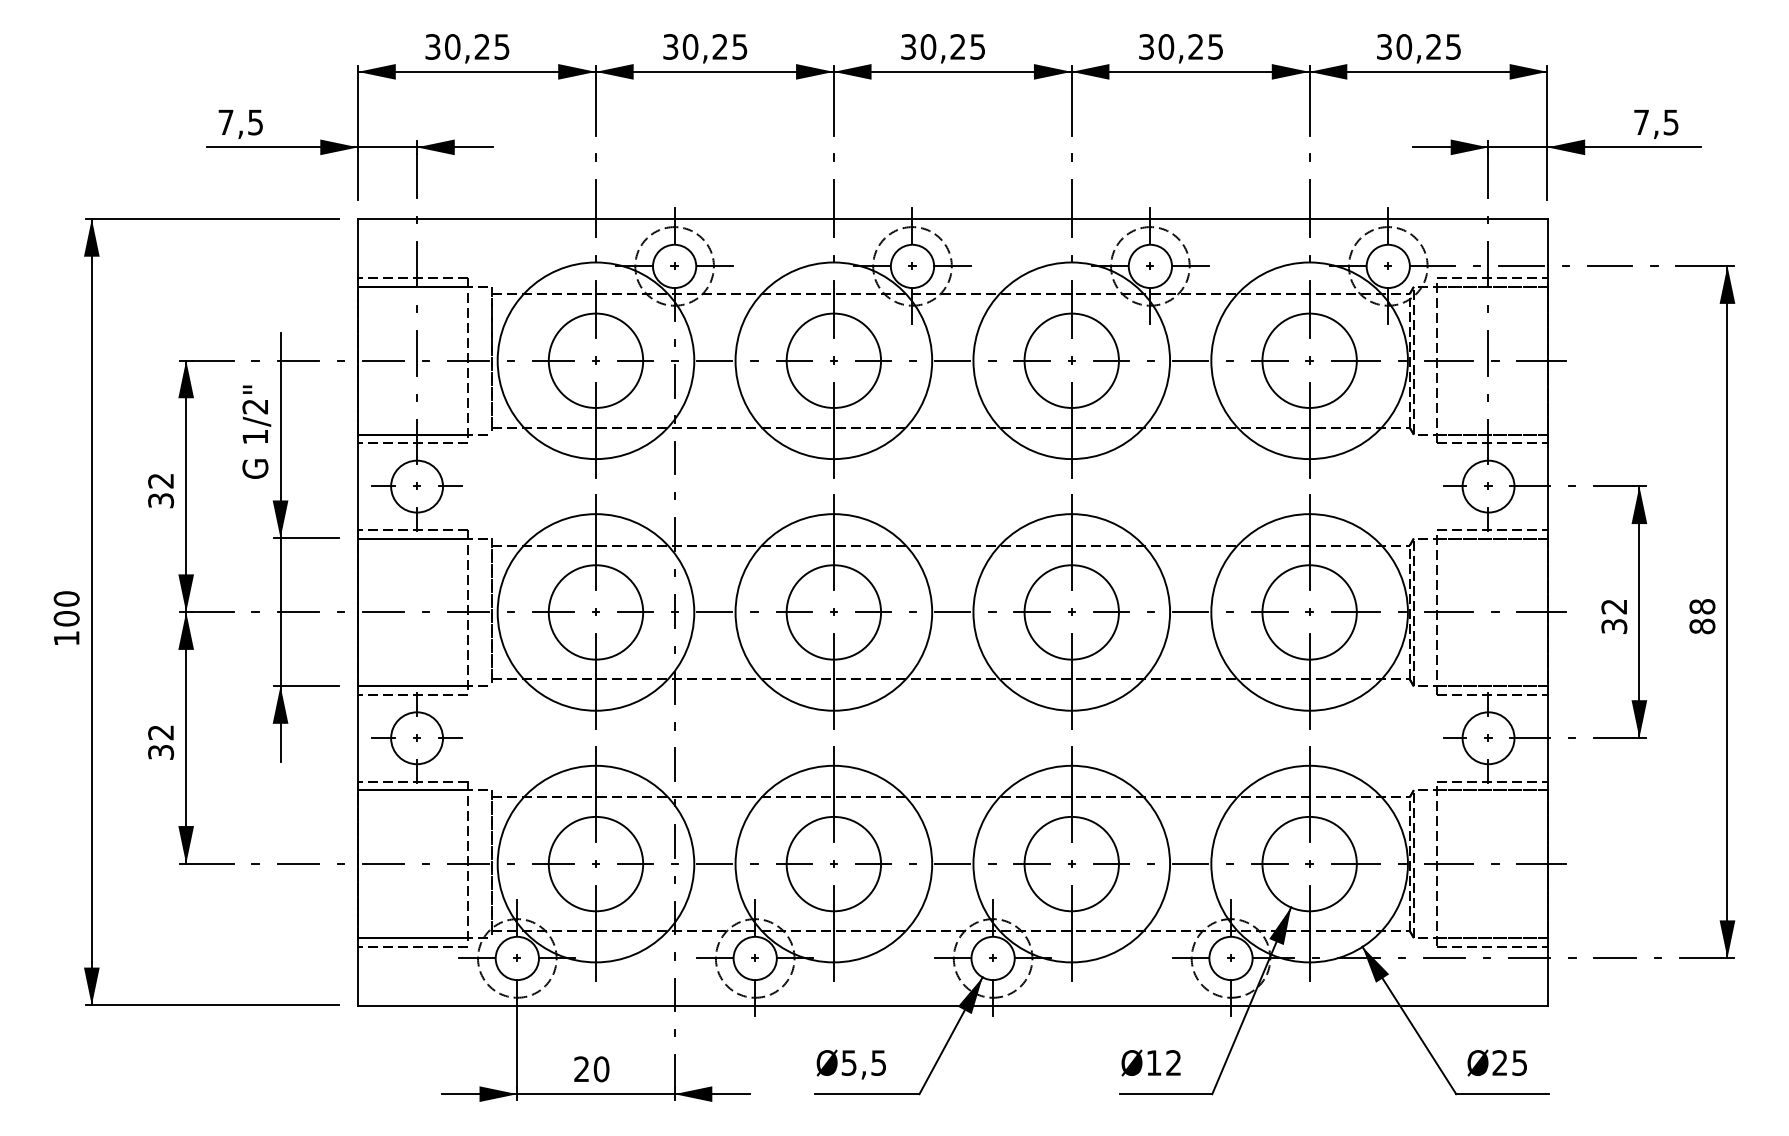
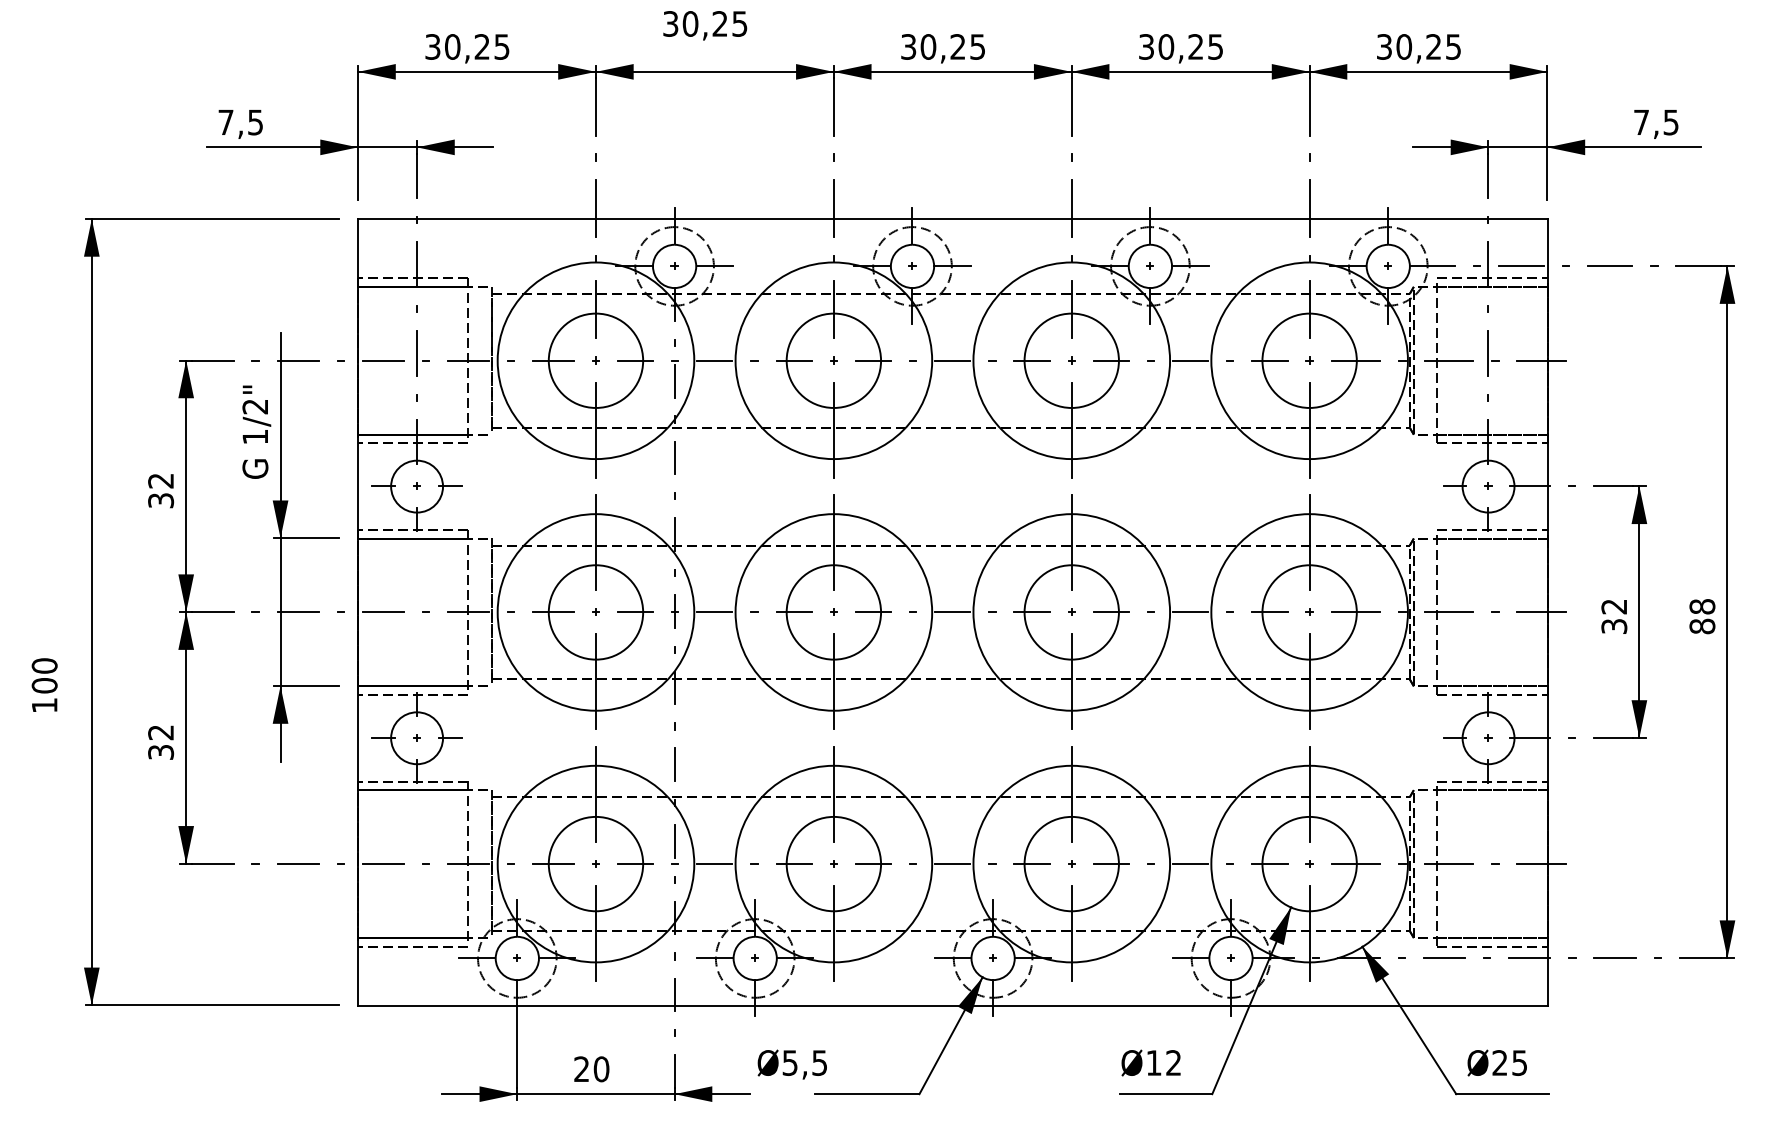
text position: (705, 48) -> (705, 25) (705, 25)
text position: (66, 617) -> (44, 684) (44, 684)
text position: (850, 1064) -> (791, 1064) (791, 1064)
